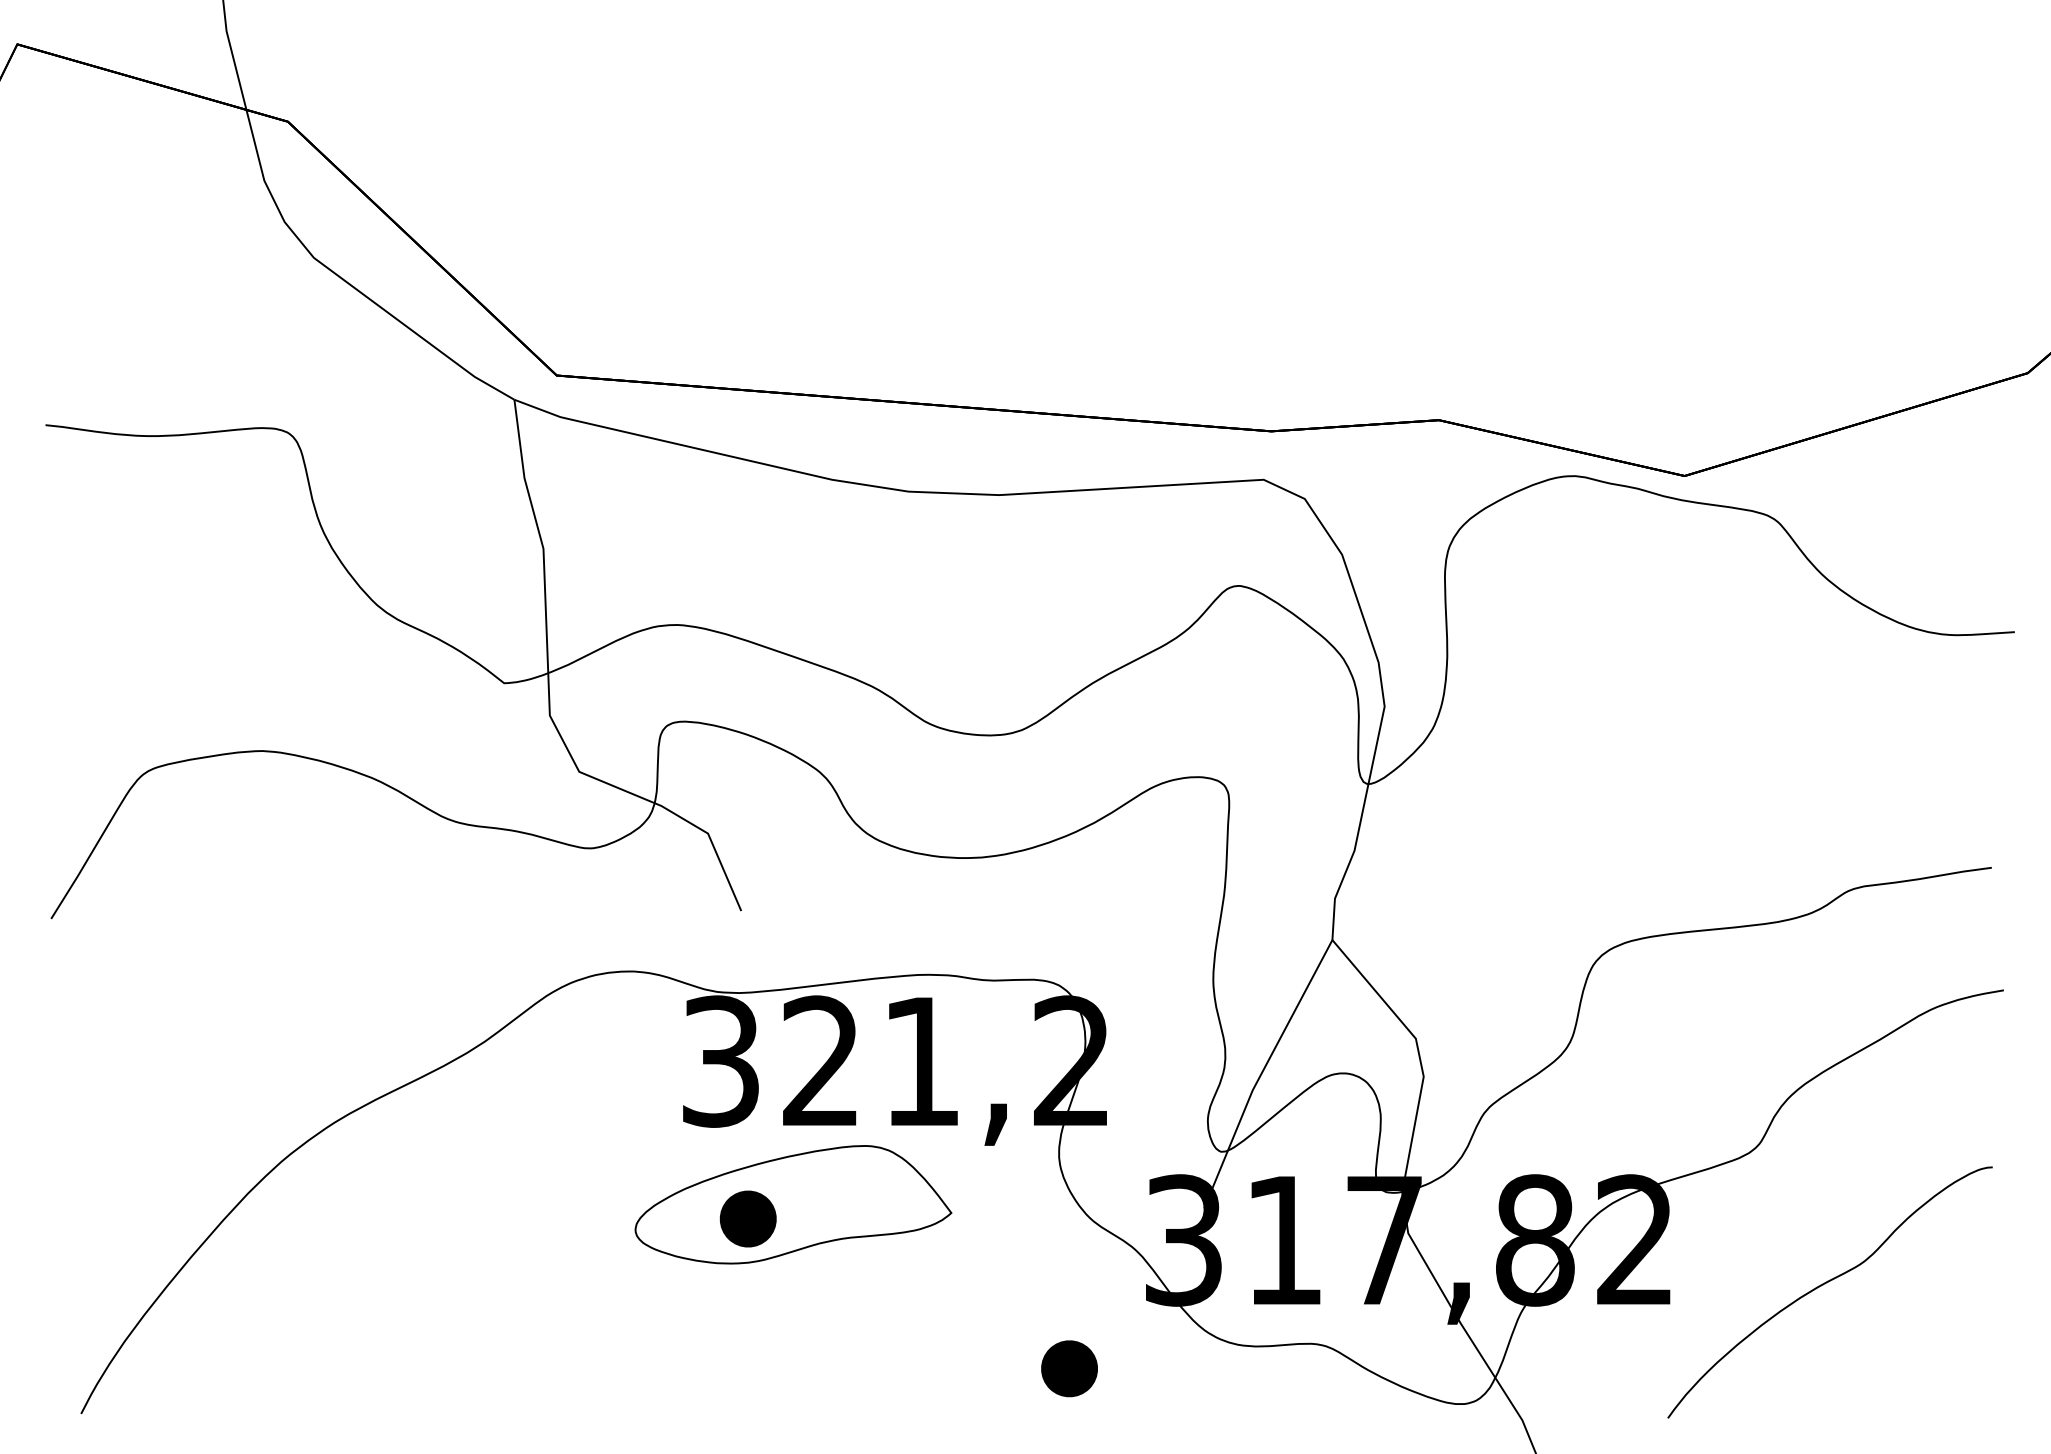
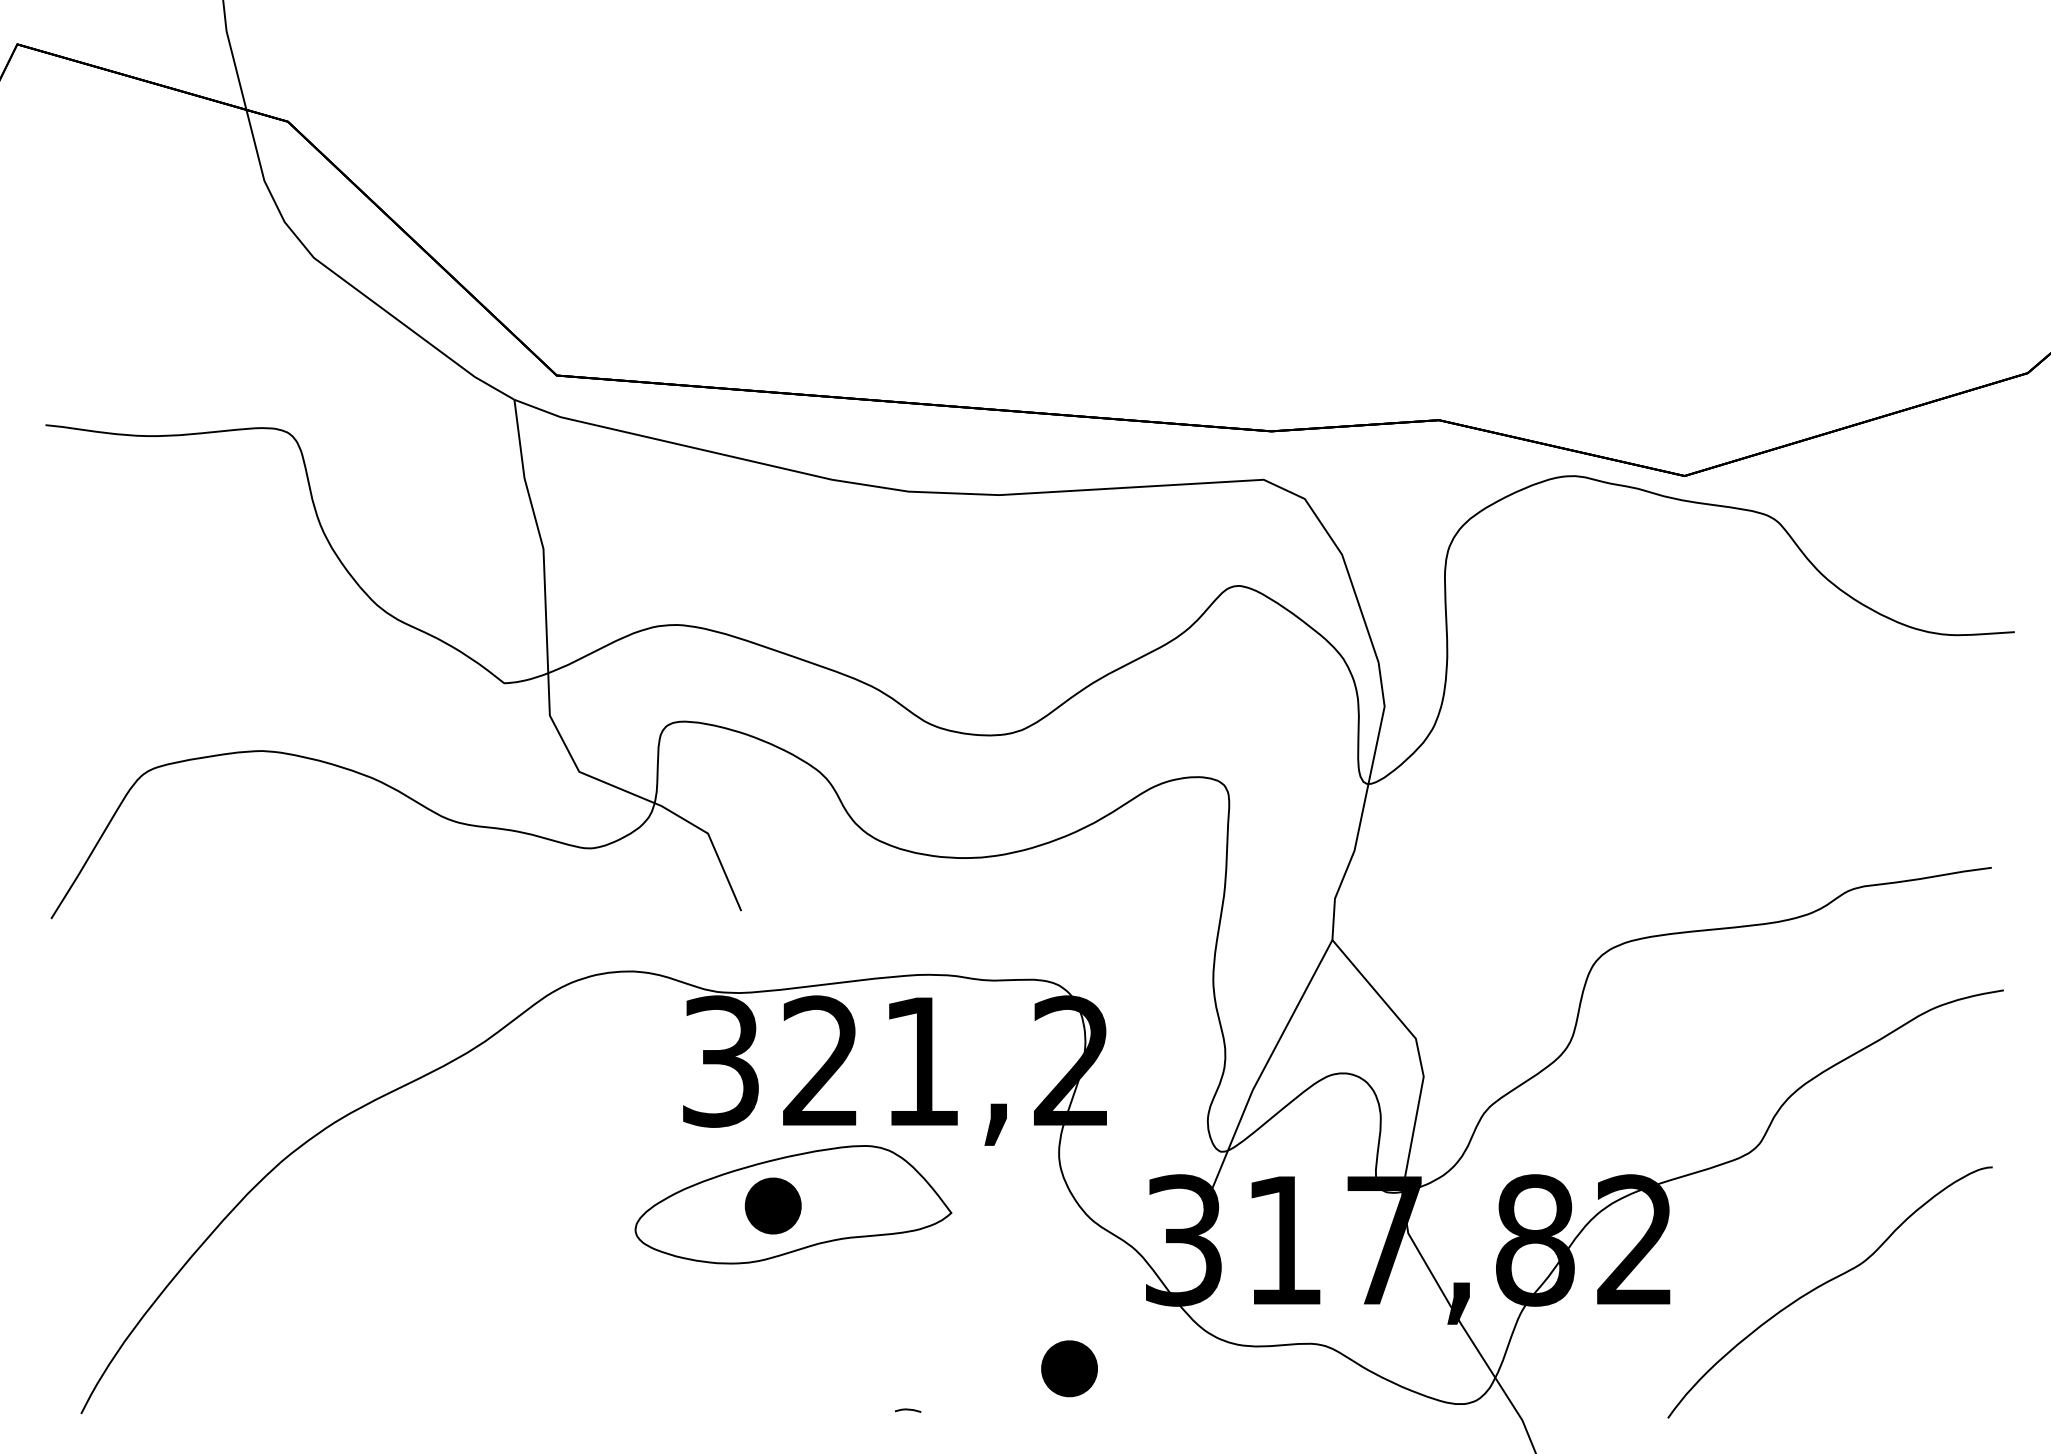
part position: (747, 1218) -> (772, 1205) (772, 1205)
line: none -> present (907, 1410)
